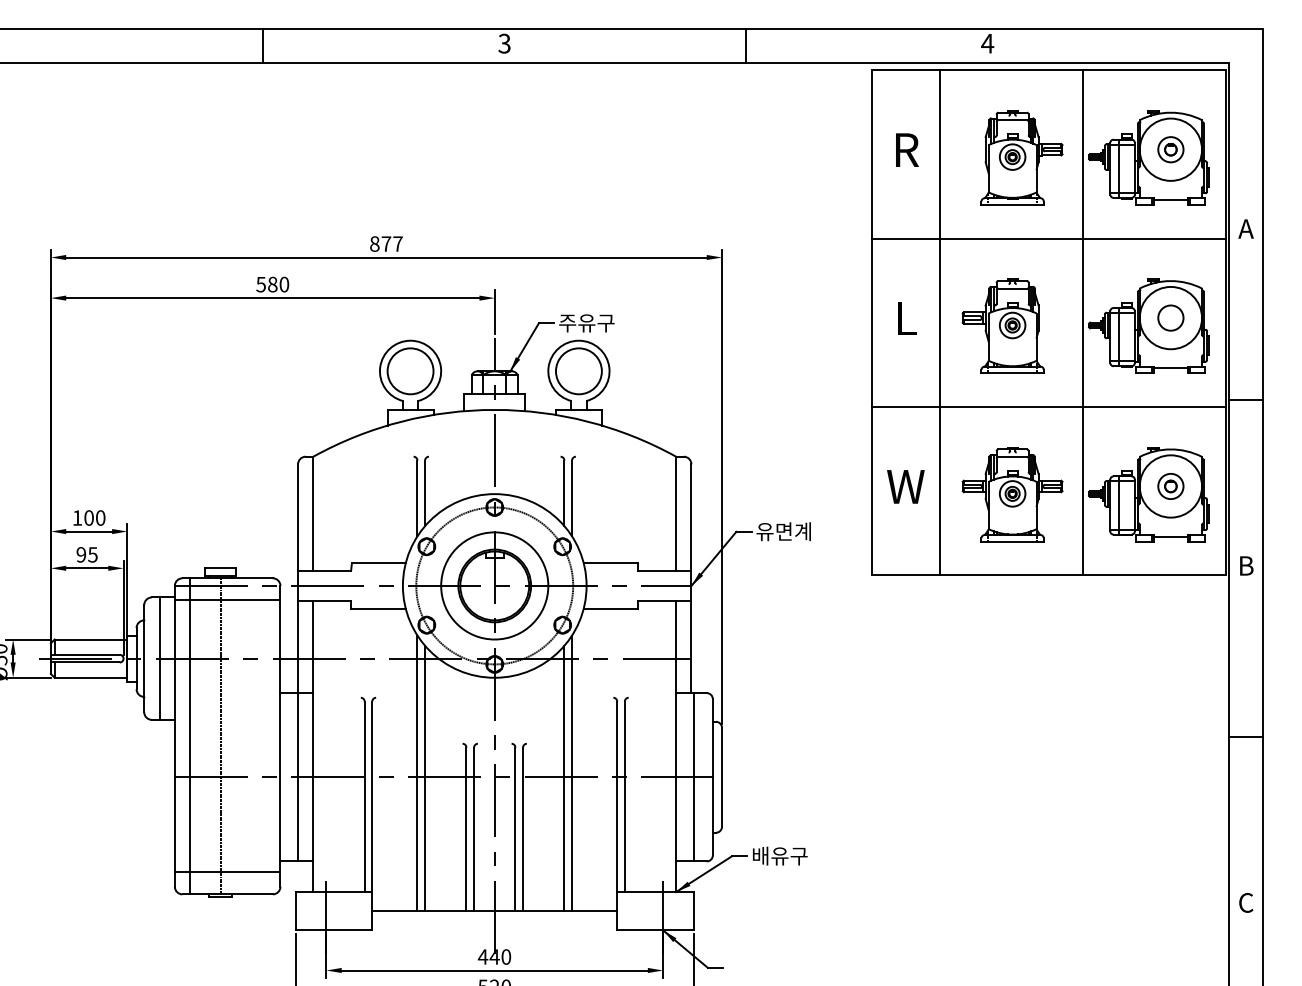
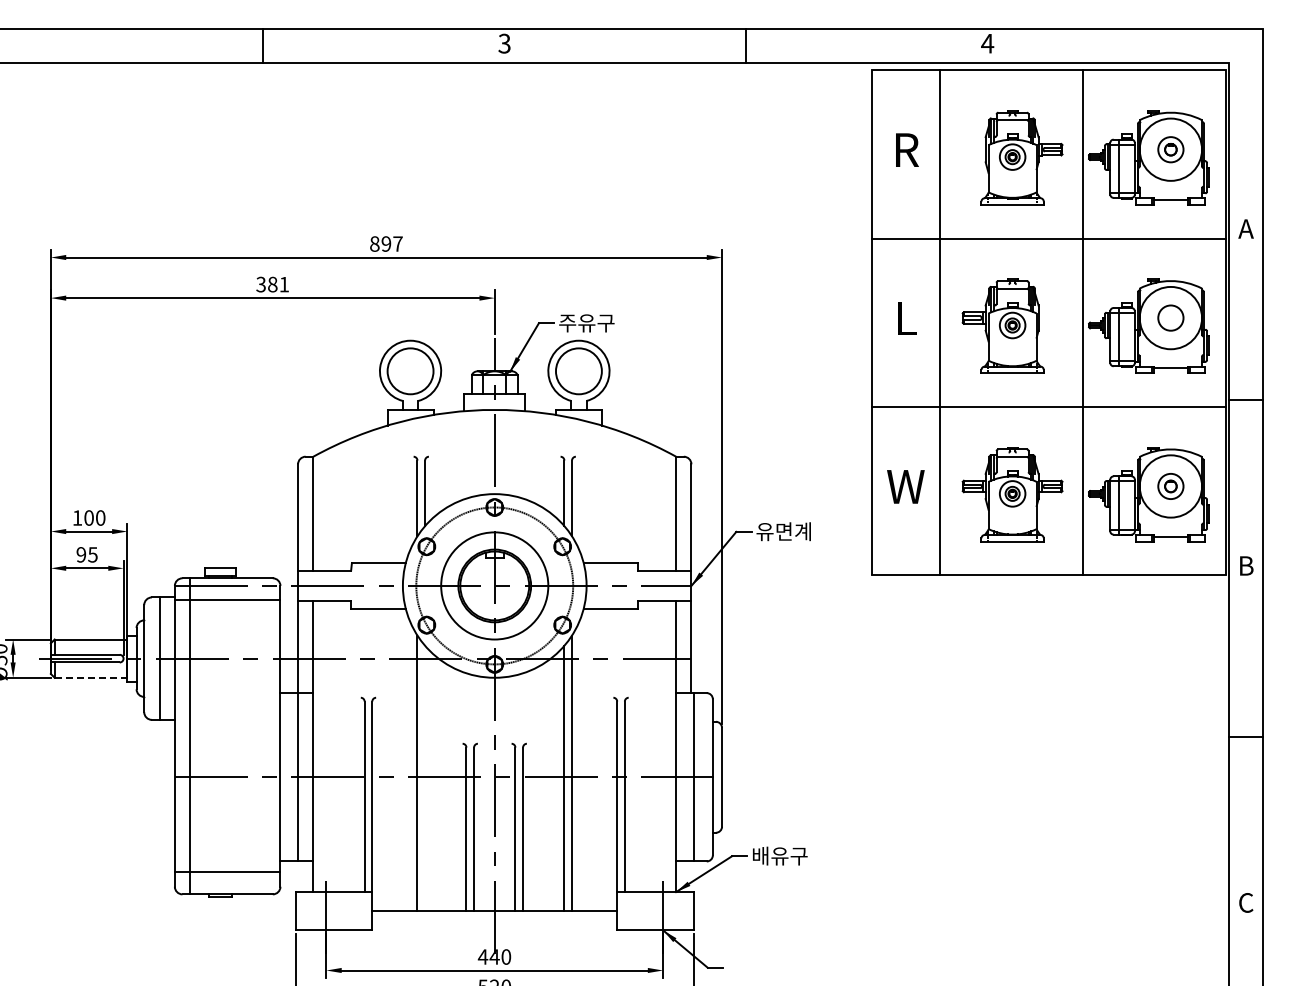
text: 877 -> 897 (386, 243)
text: 580 -> 381 (272, 284)
line: solid -> dashed (91, 677)
line: present -> none (220, 736)
line: present -> none (425, 778)
